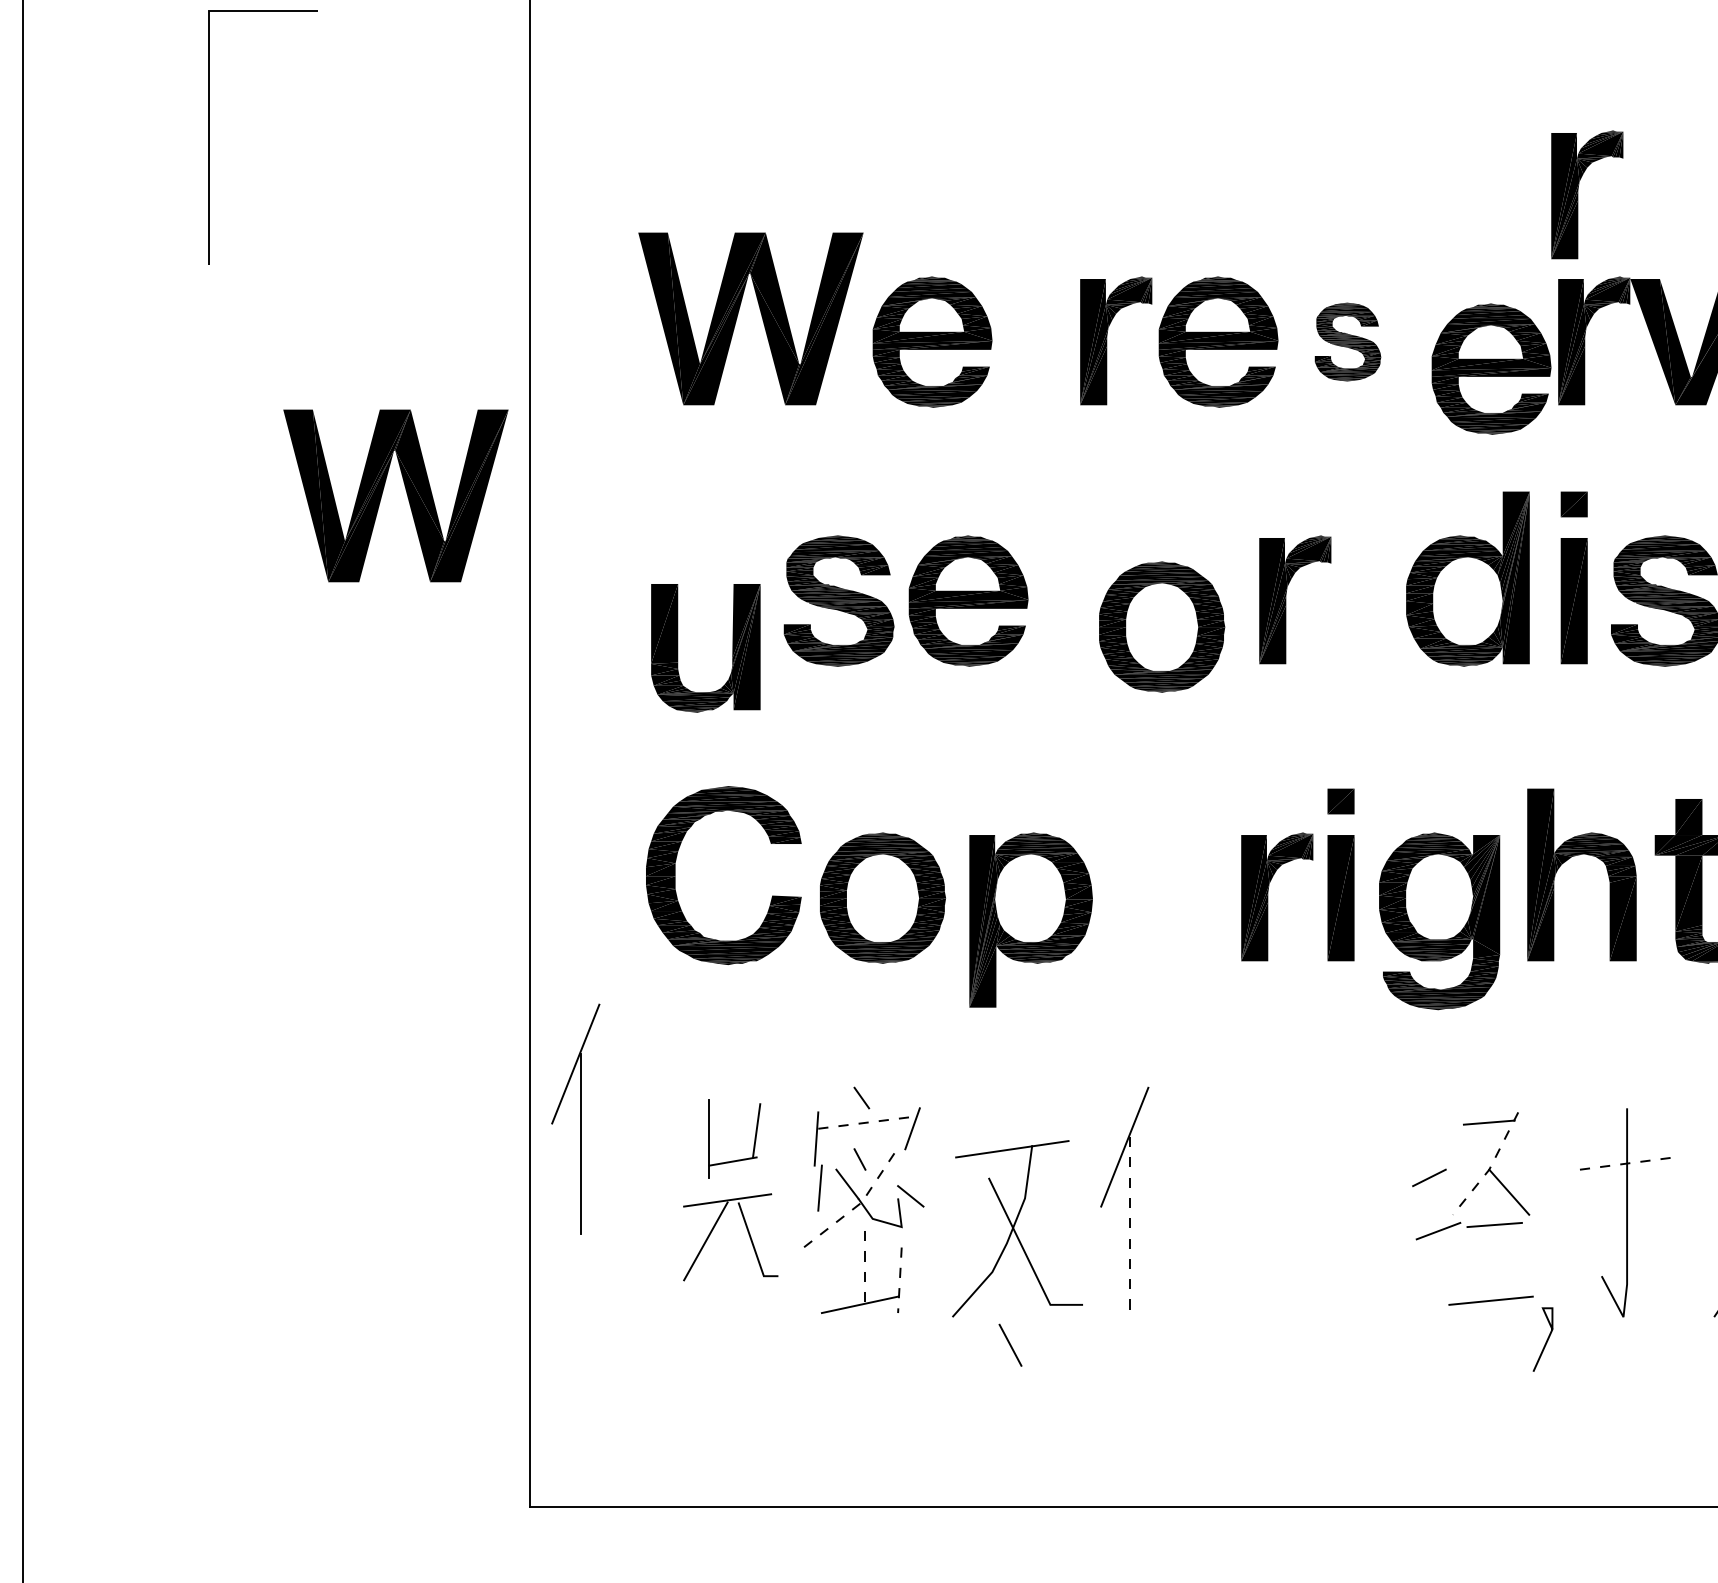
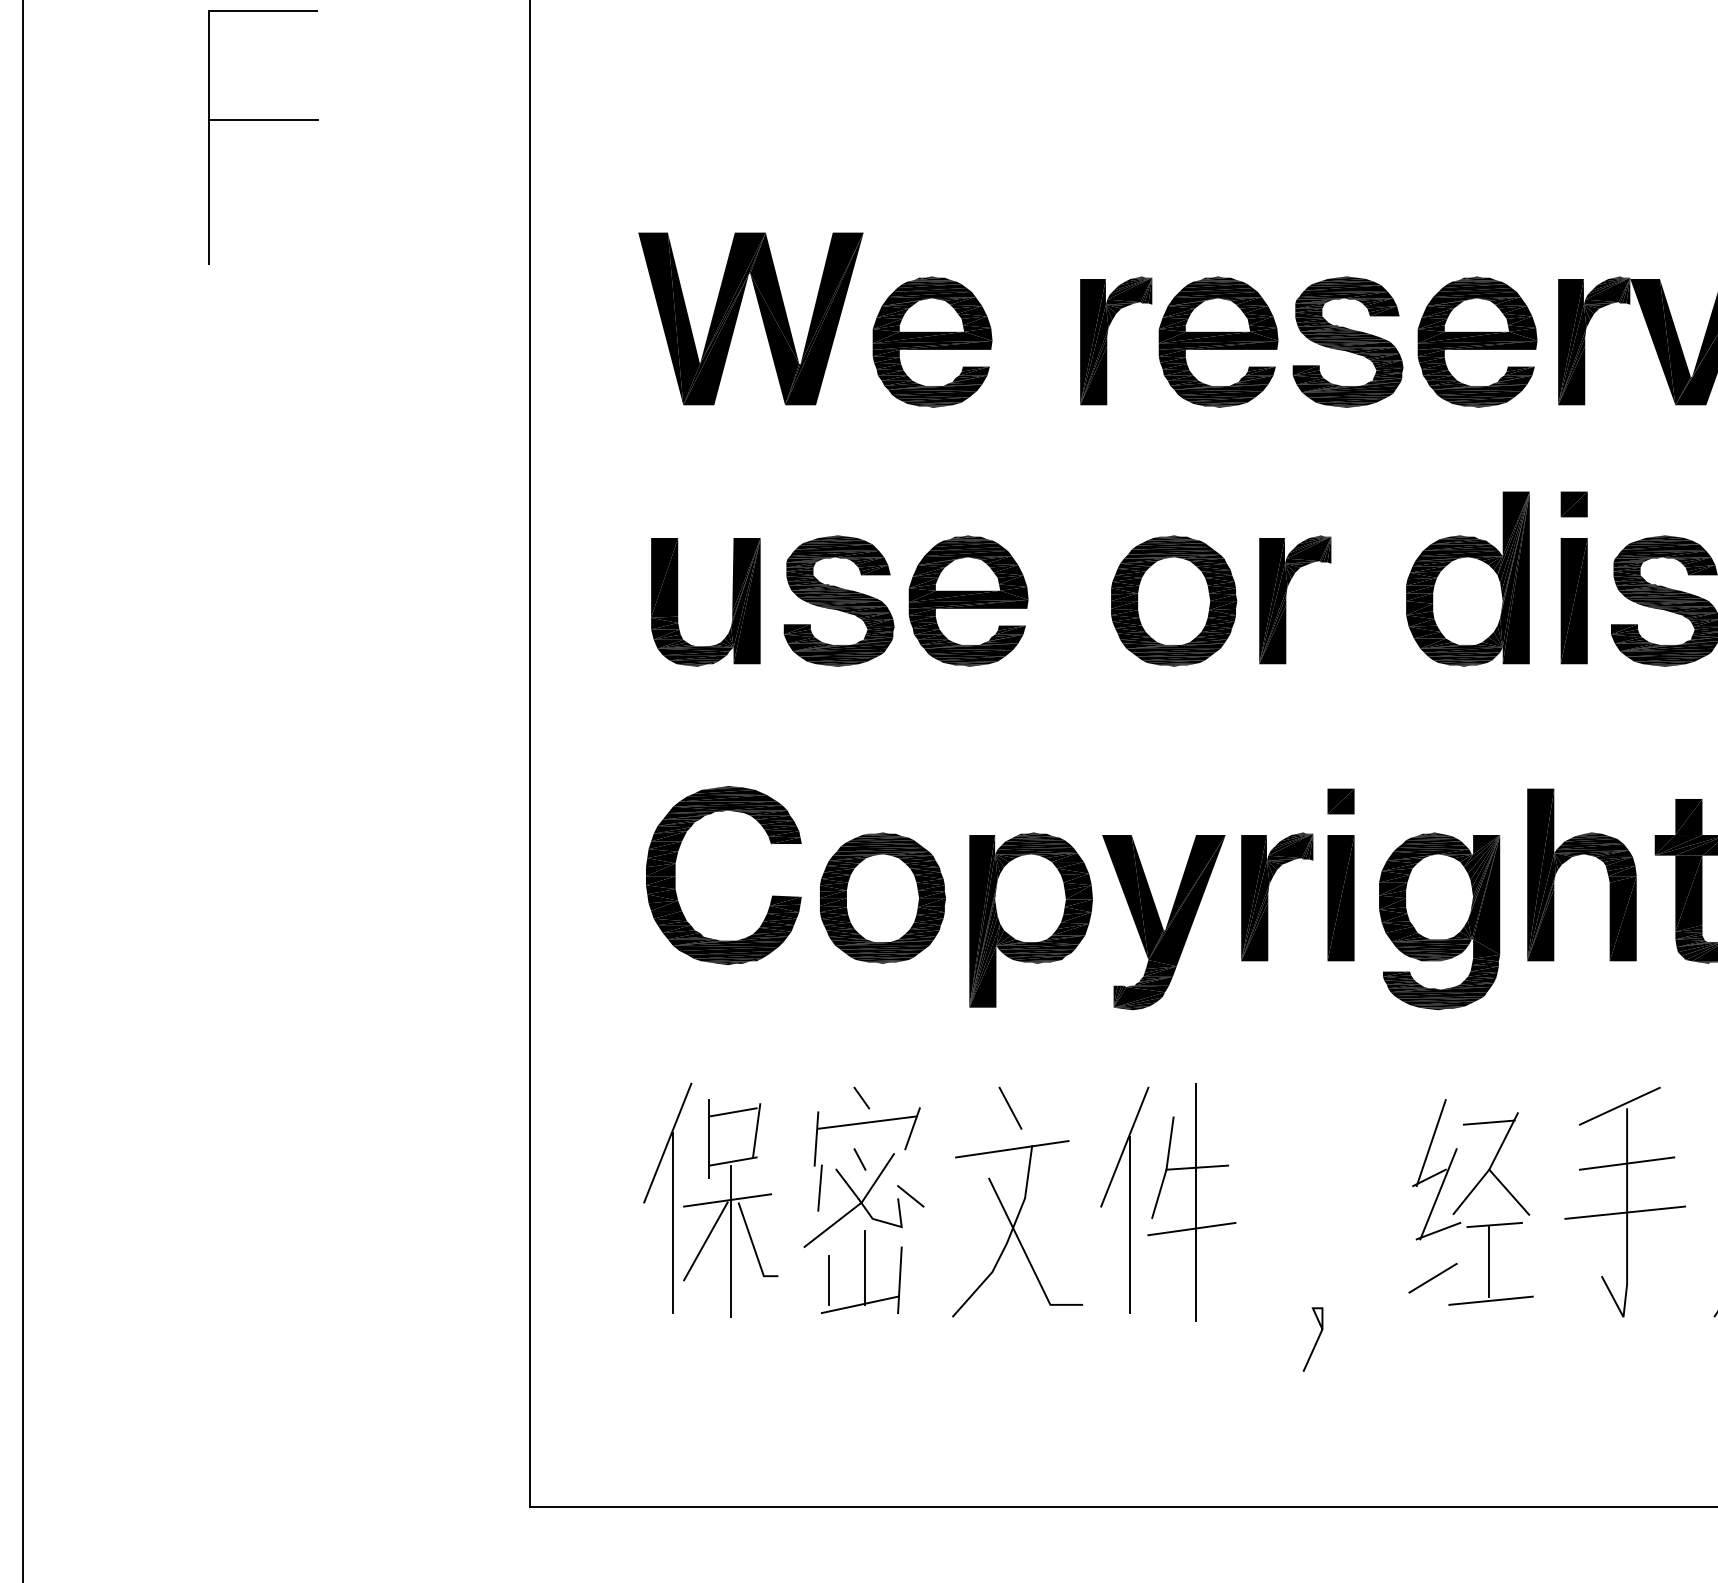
line: none -> present (263, 119)
part: present -> none (1578, 194)
part size: 68x80 px -> 112x132 px (1347, 341)
part position: (1491, 368) -> (1477, 341) (1477, 341)
part: present -> none (405, 490)
part position: (1162, 626) -> (1174, 600) (1174, 600)
part position: (678, 648) -> (678, 602) (678, 602)
part: none -> present (1163, 922)
line: none -> present (1619, 1105)
line: none -> present (732, 1112)
part position: (575, 1118) -> (667, 1197) (667, 1197)
line: dashed -> solid (867, 1122)
line: none -> present (1430, 1143)
line: dashed -> solid (1627, 1163)
line: dashed -> solid (1490, 1167)
line: none -> present (1438, 1194)
part: none -> present (1191, 1202)
line: dashed -> solid (856, 1206)
line: none -> present (1625, 1212)
line: dashed -> solid (1130, 1225)
line: none -> present (731, 1241)
line: none -> present (1489, 1261)
line: dashed -> solid (865, 1268)
line: none -> present (1432, 1277)
line: none -> present (829, 1279)
line: dashed -> solid (899, 1280)
line position: (1546, 1339) -> (1316, 1339) (1316, 1339)
line position: (1010, 1344) -> (1010, 1107) (1010, 1107)
